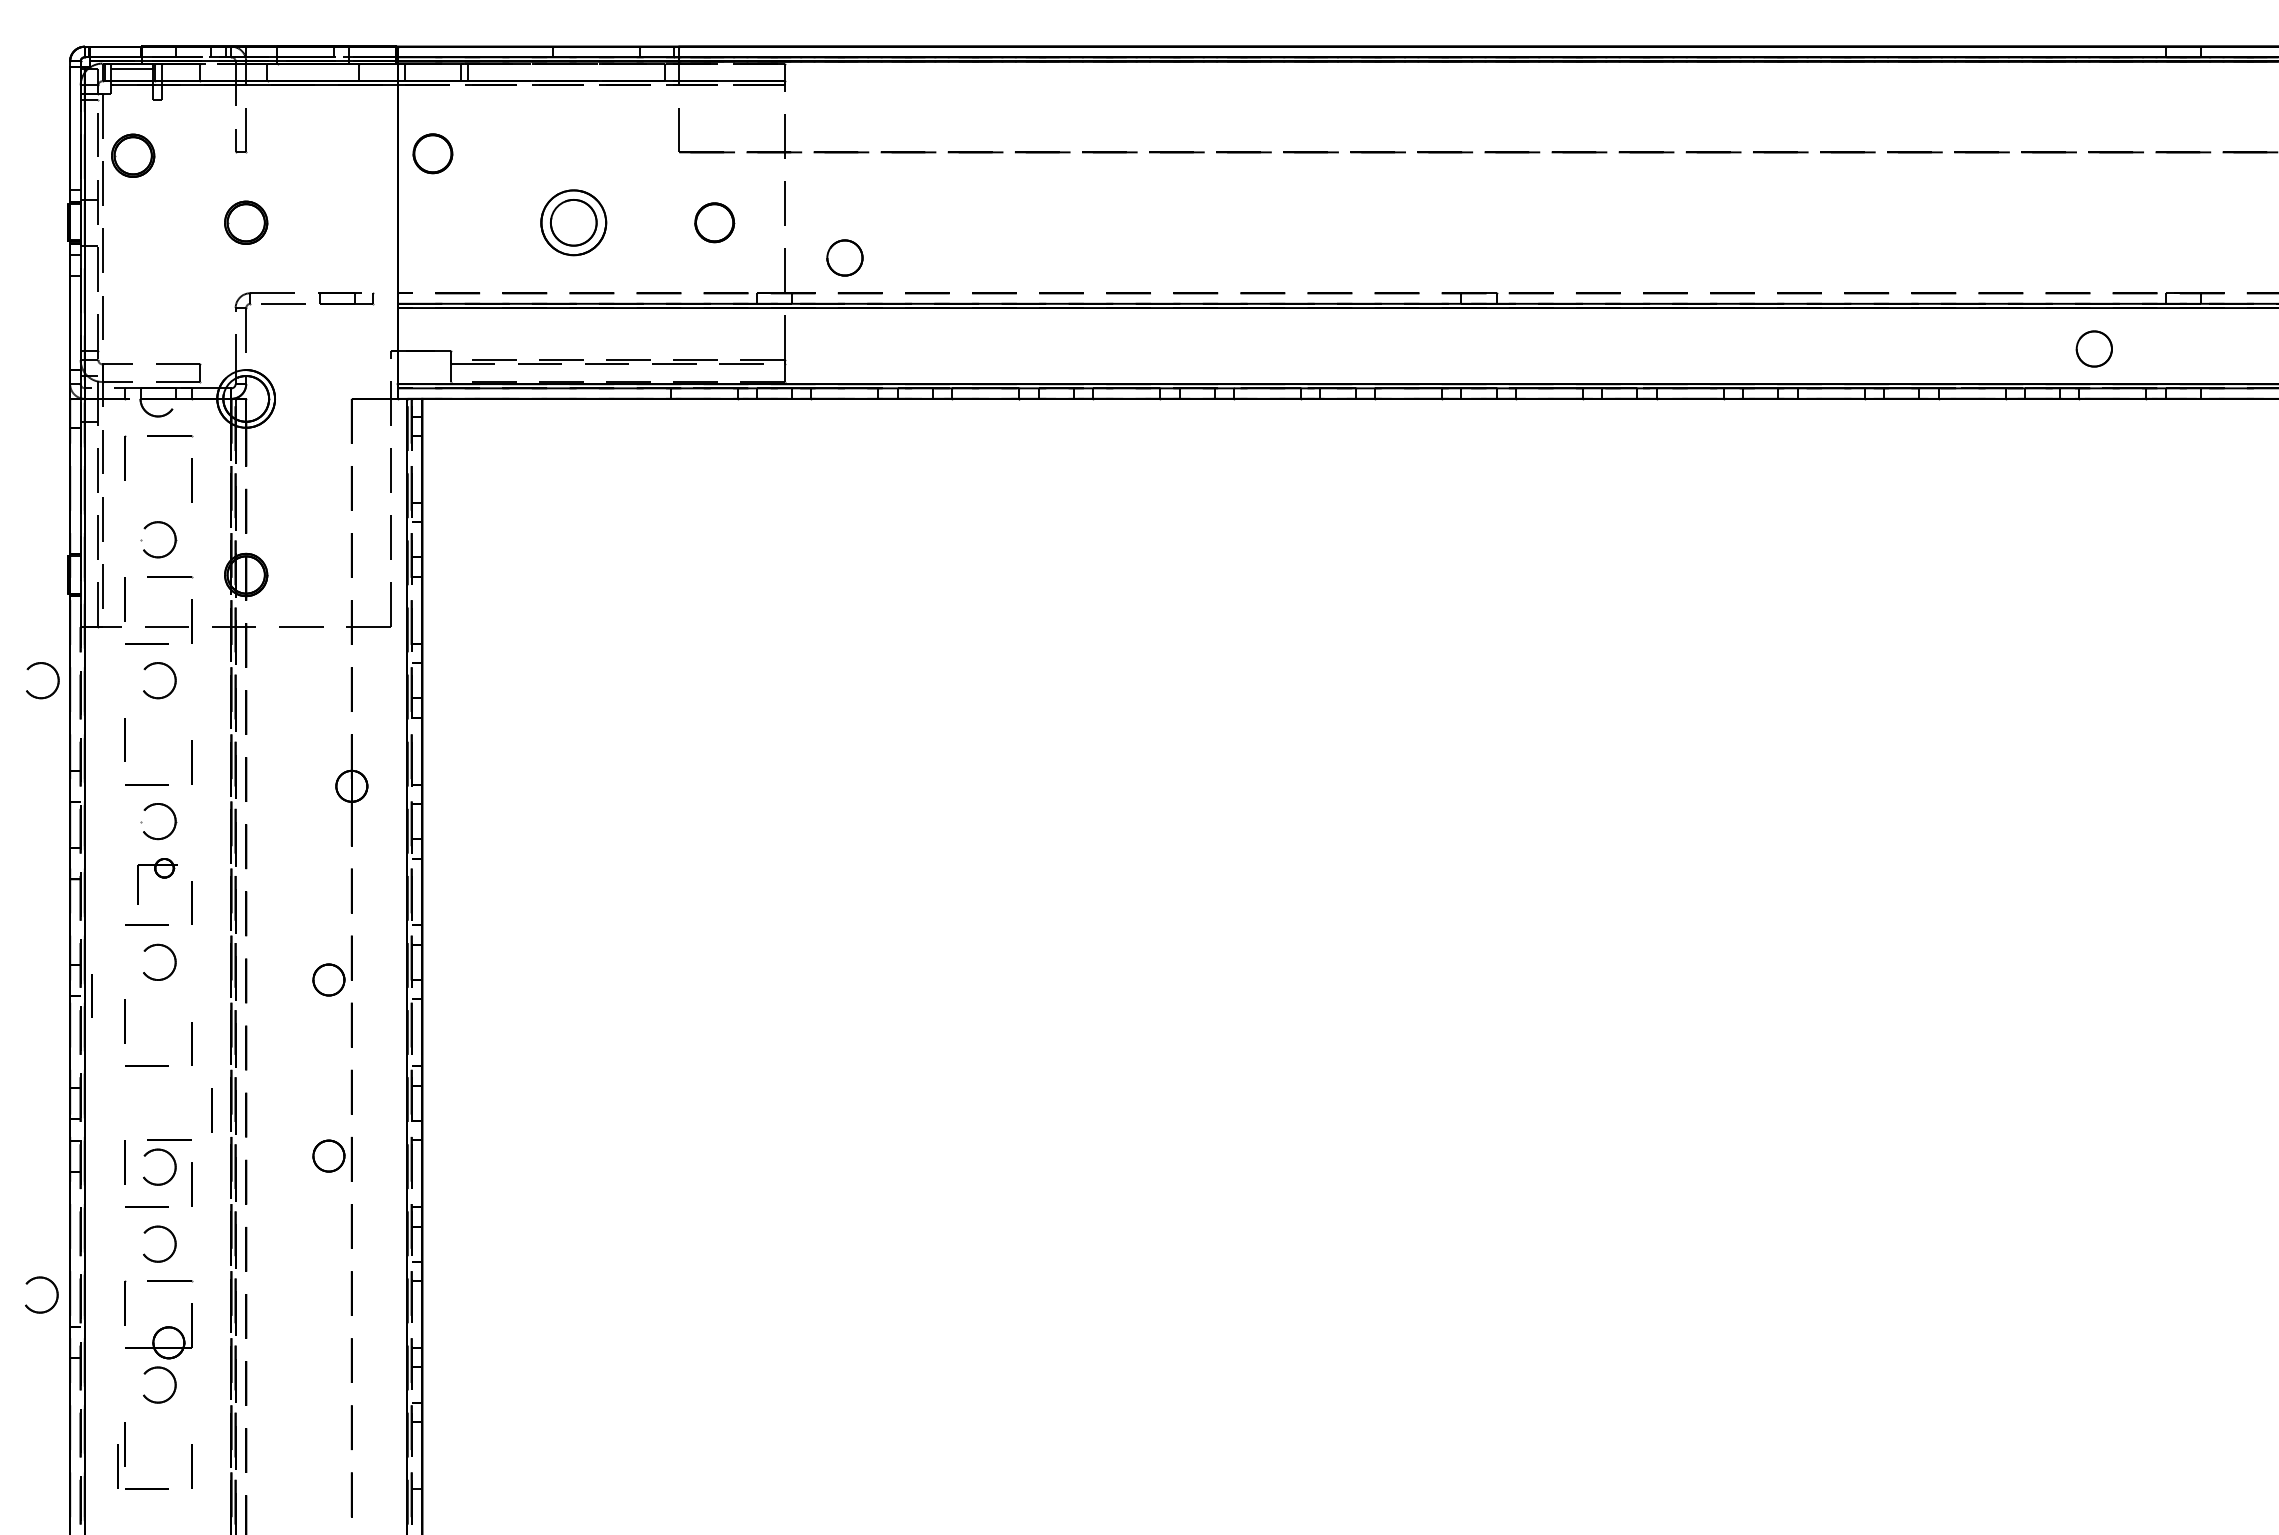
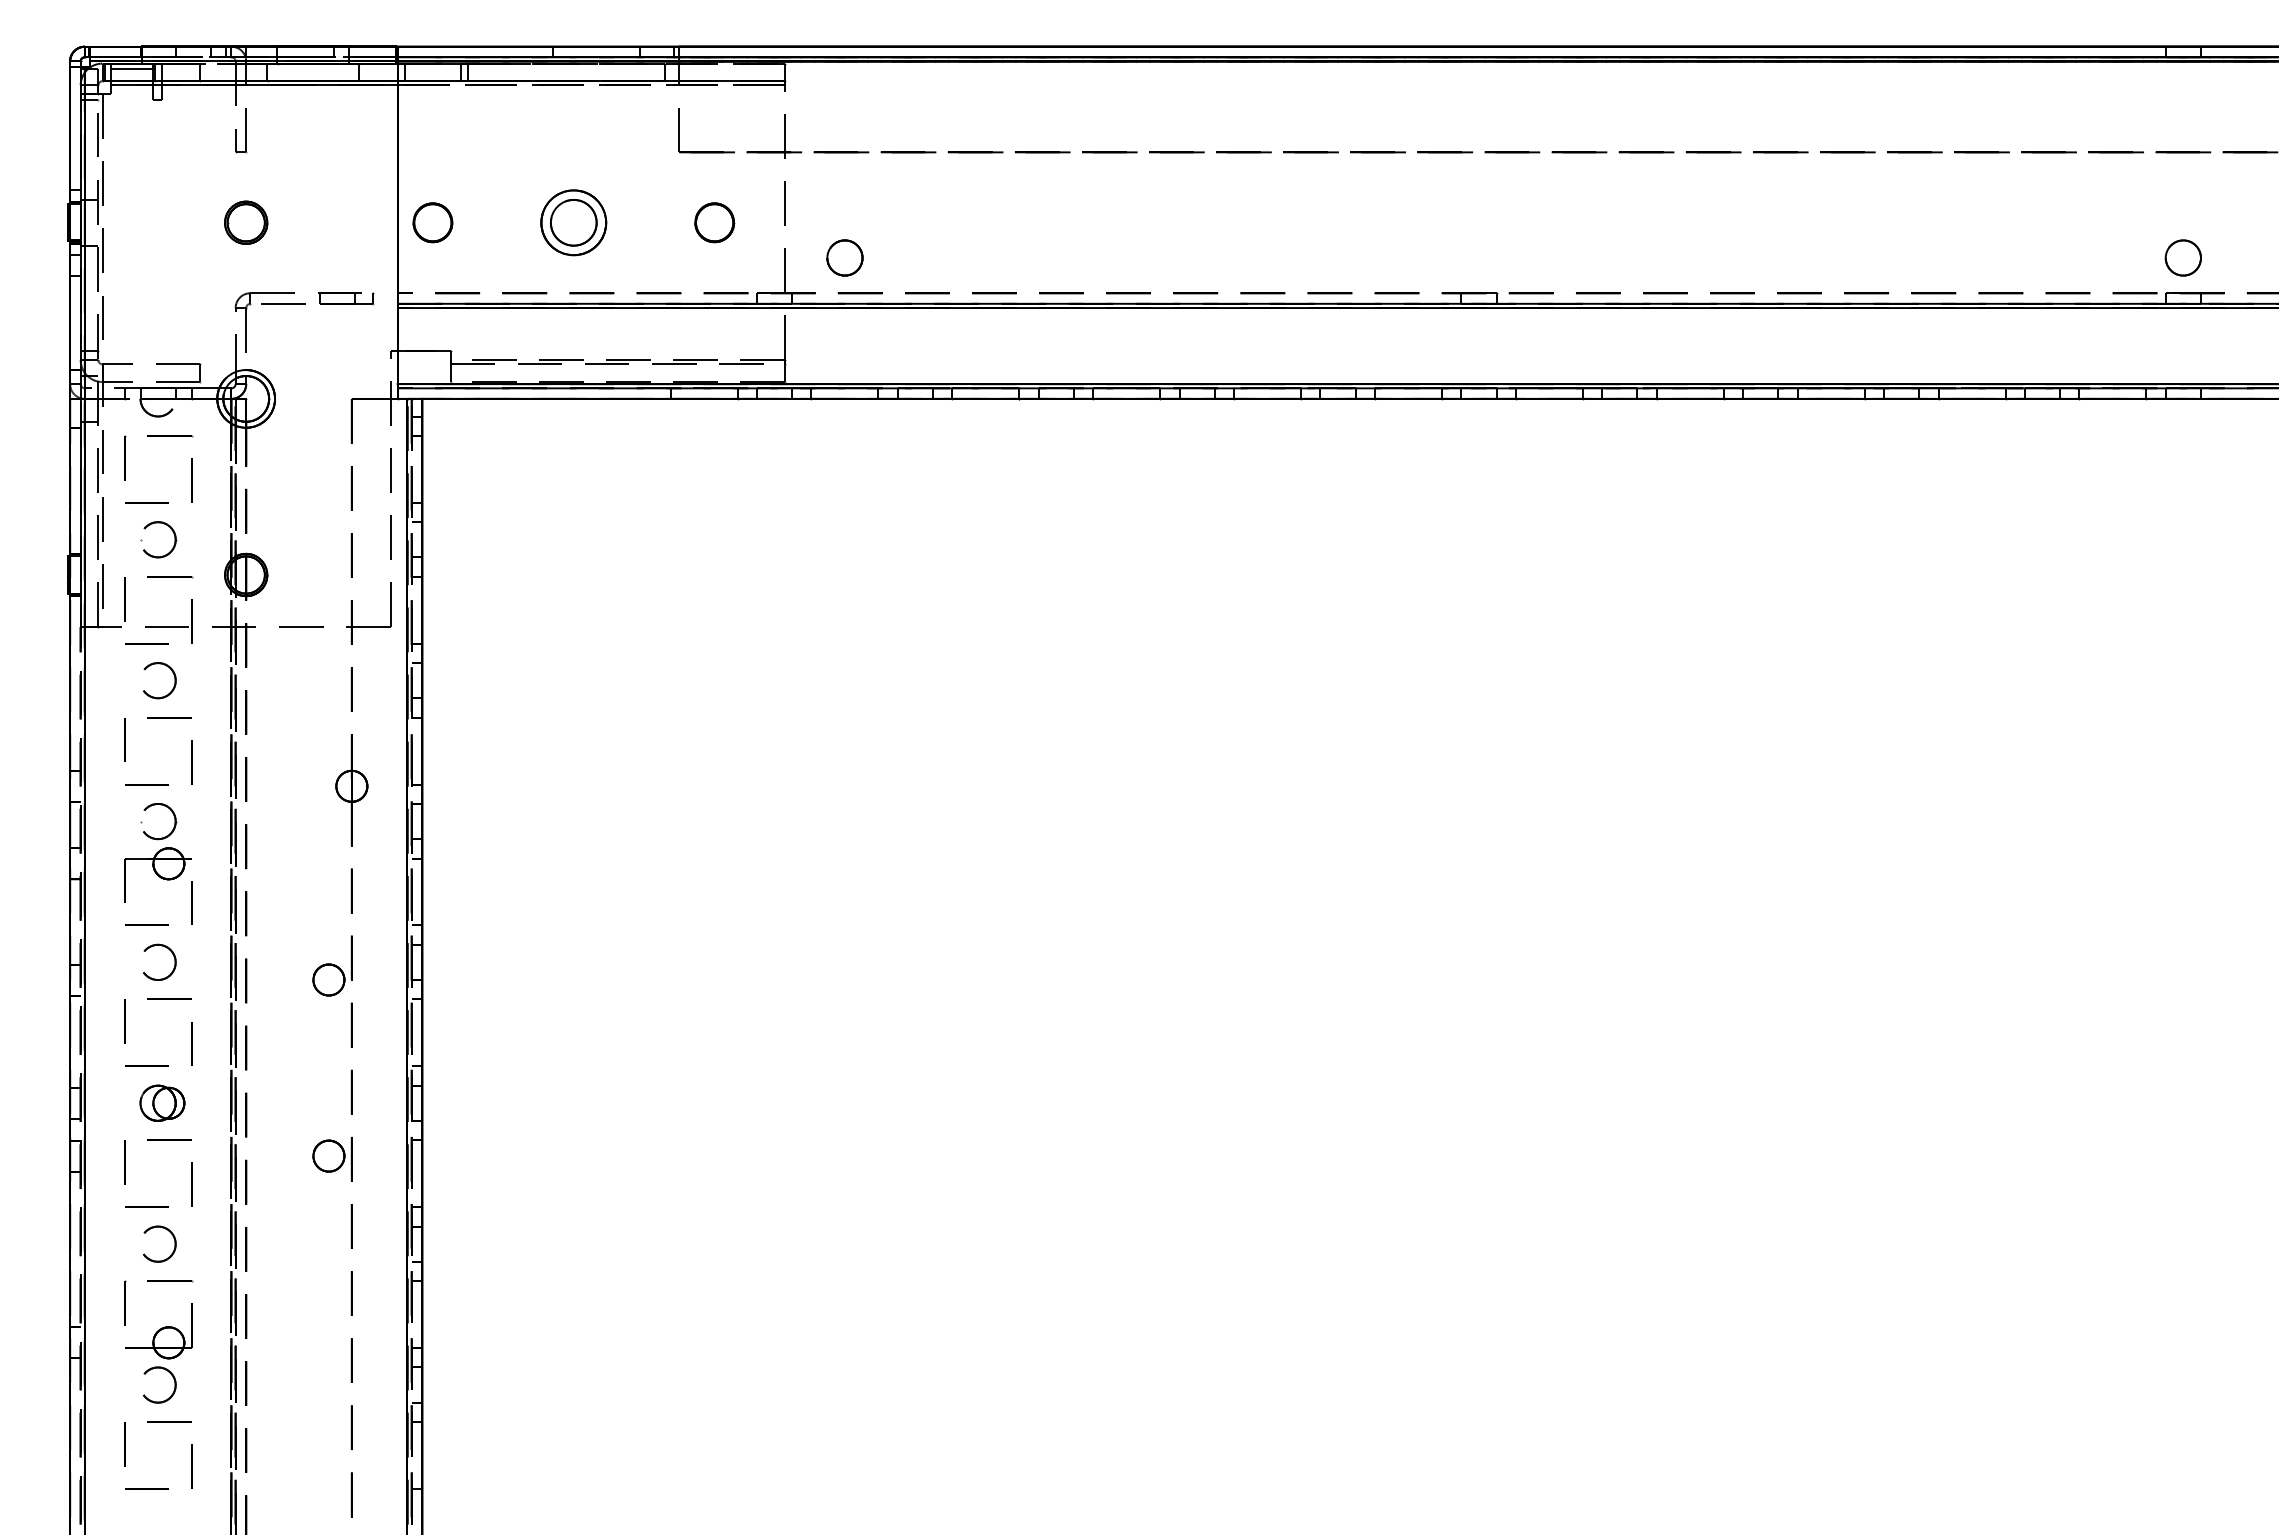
part position: (432, 153) -> (432, 222) (432, 222)
part: present -> none (133, 155)
circle position: (2093, 348) -> (2182, 257) (2182, 257)
line: none -> present (146, 502)
part: present -> none (56, 675)
line: none -> present (169, 717)
part size: 41x40 px -> 68x56 px (157, 874)
line: present -> none (91, 995)
line: none -> present (169, 998)
part: none -> present (162, 1102)
line: present -> none (211, 1110)
part: present -> none (172, 1159)
part: present -> none (54, 1287)
line: none -> present (169, 1421)
line: present -> none (117, 1466)
